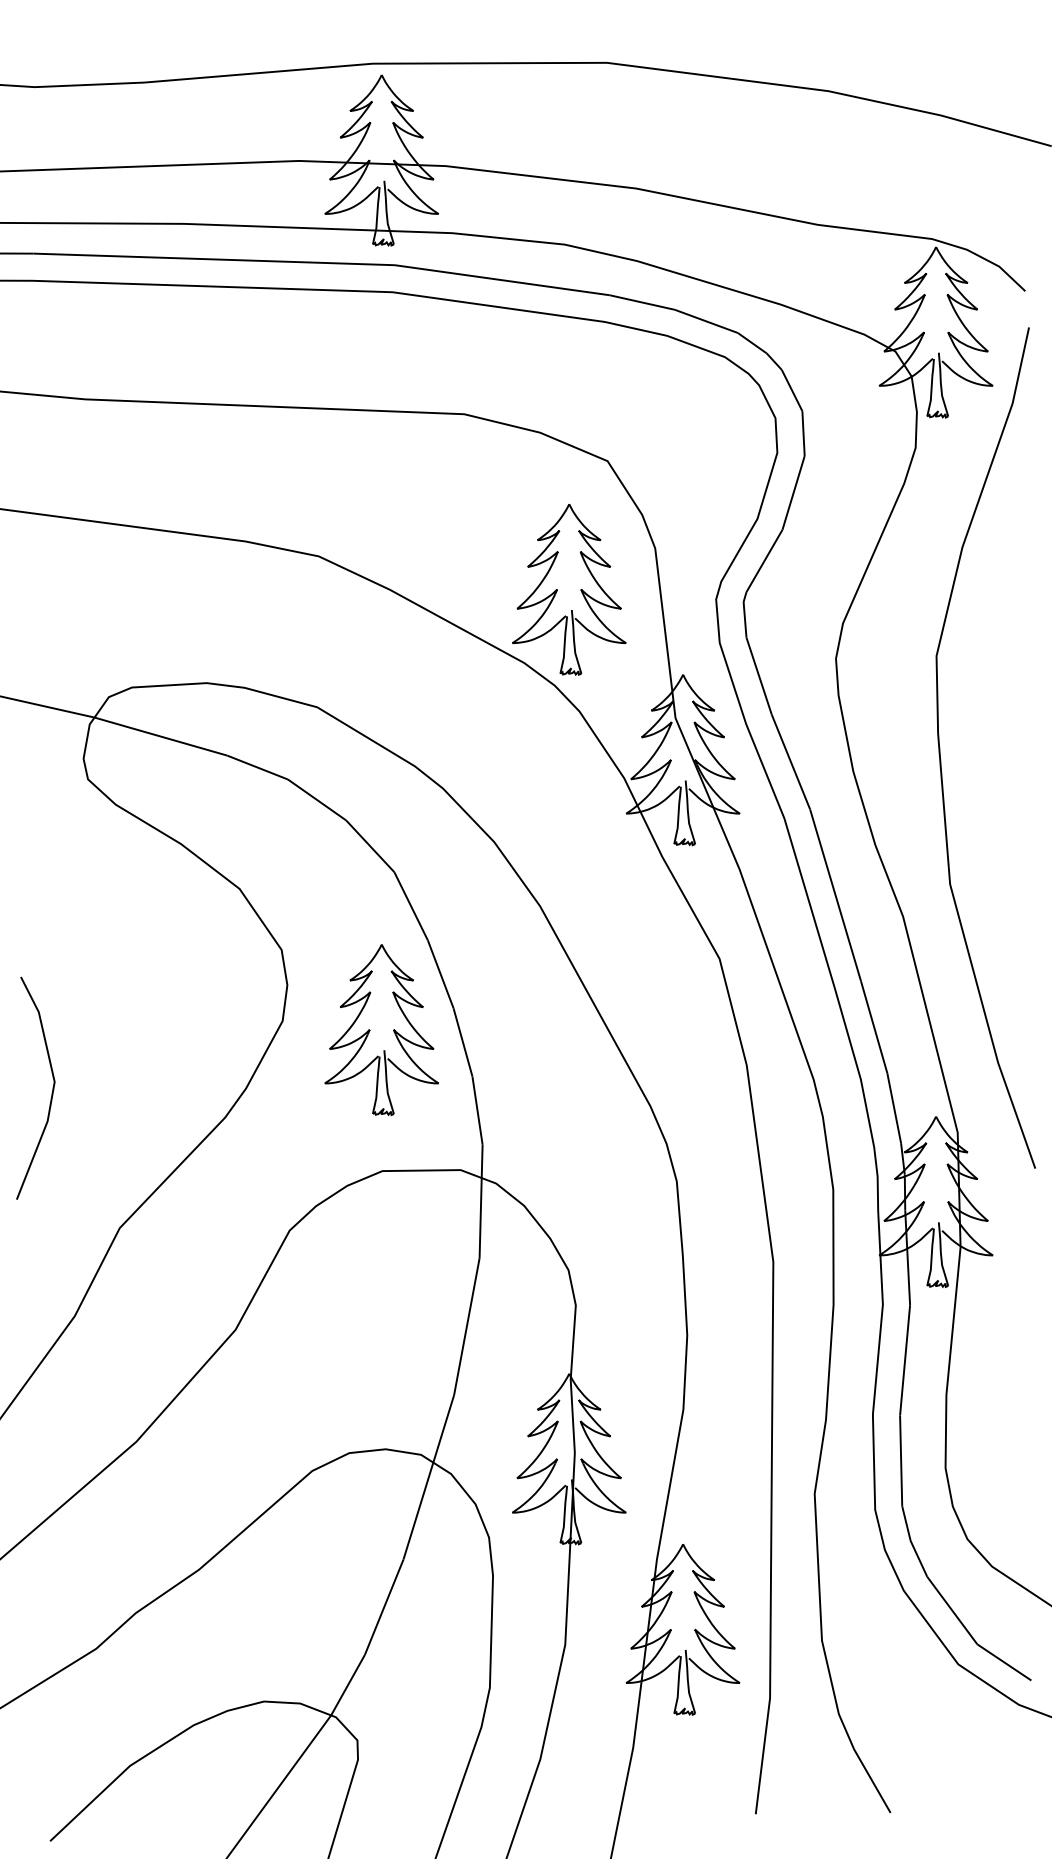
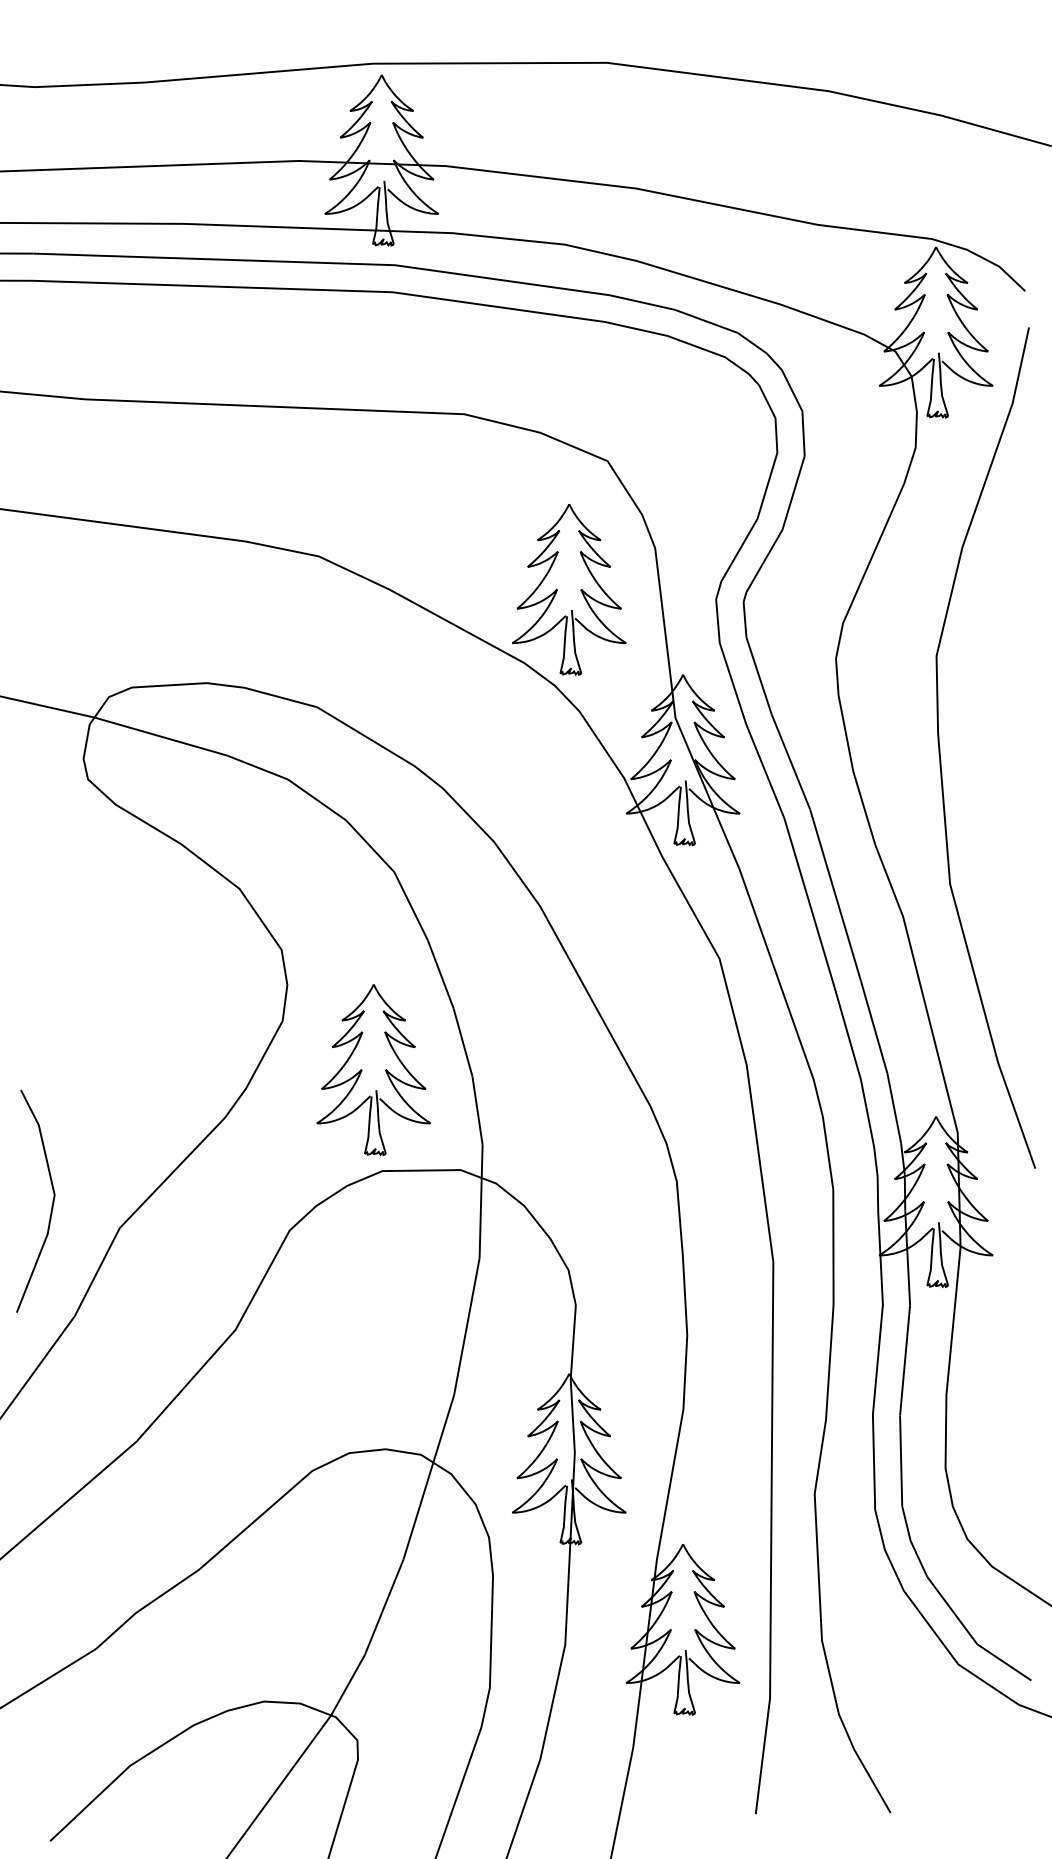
part position: (381, 1030) -> (373, 1070) (373, 1070)
line position: (51, 1092) -> (51, 1205) (51, 1205)
